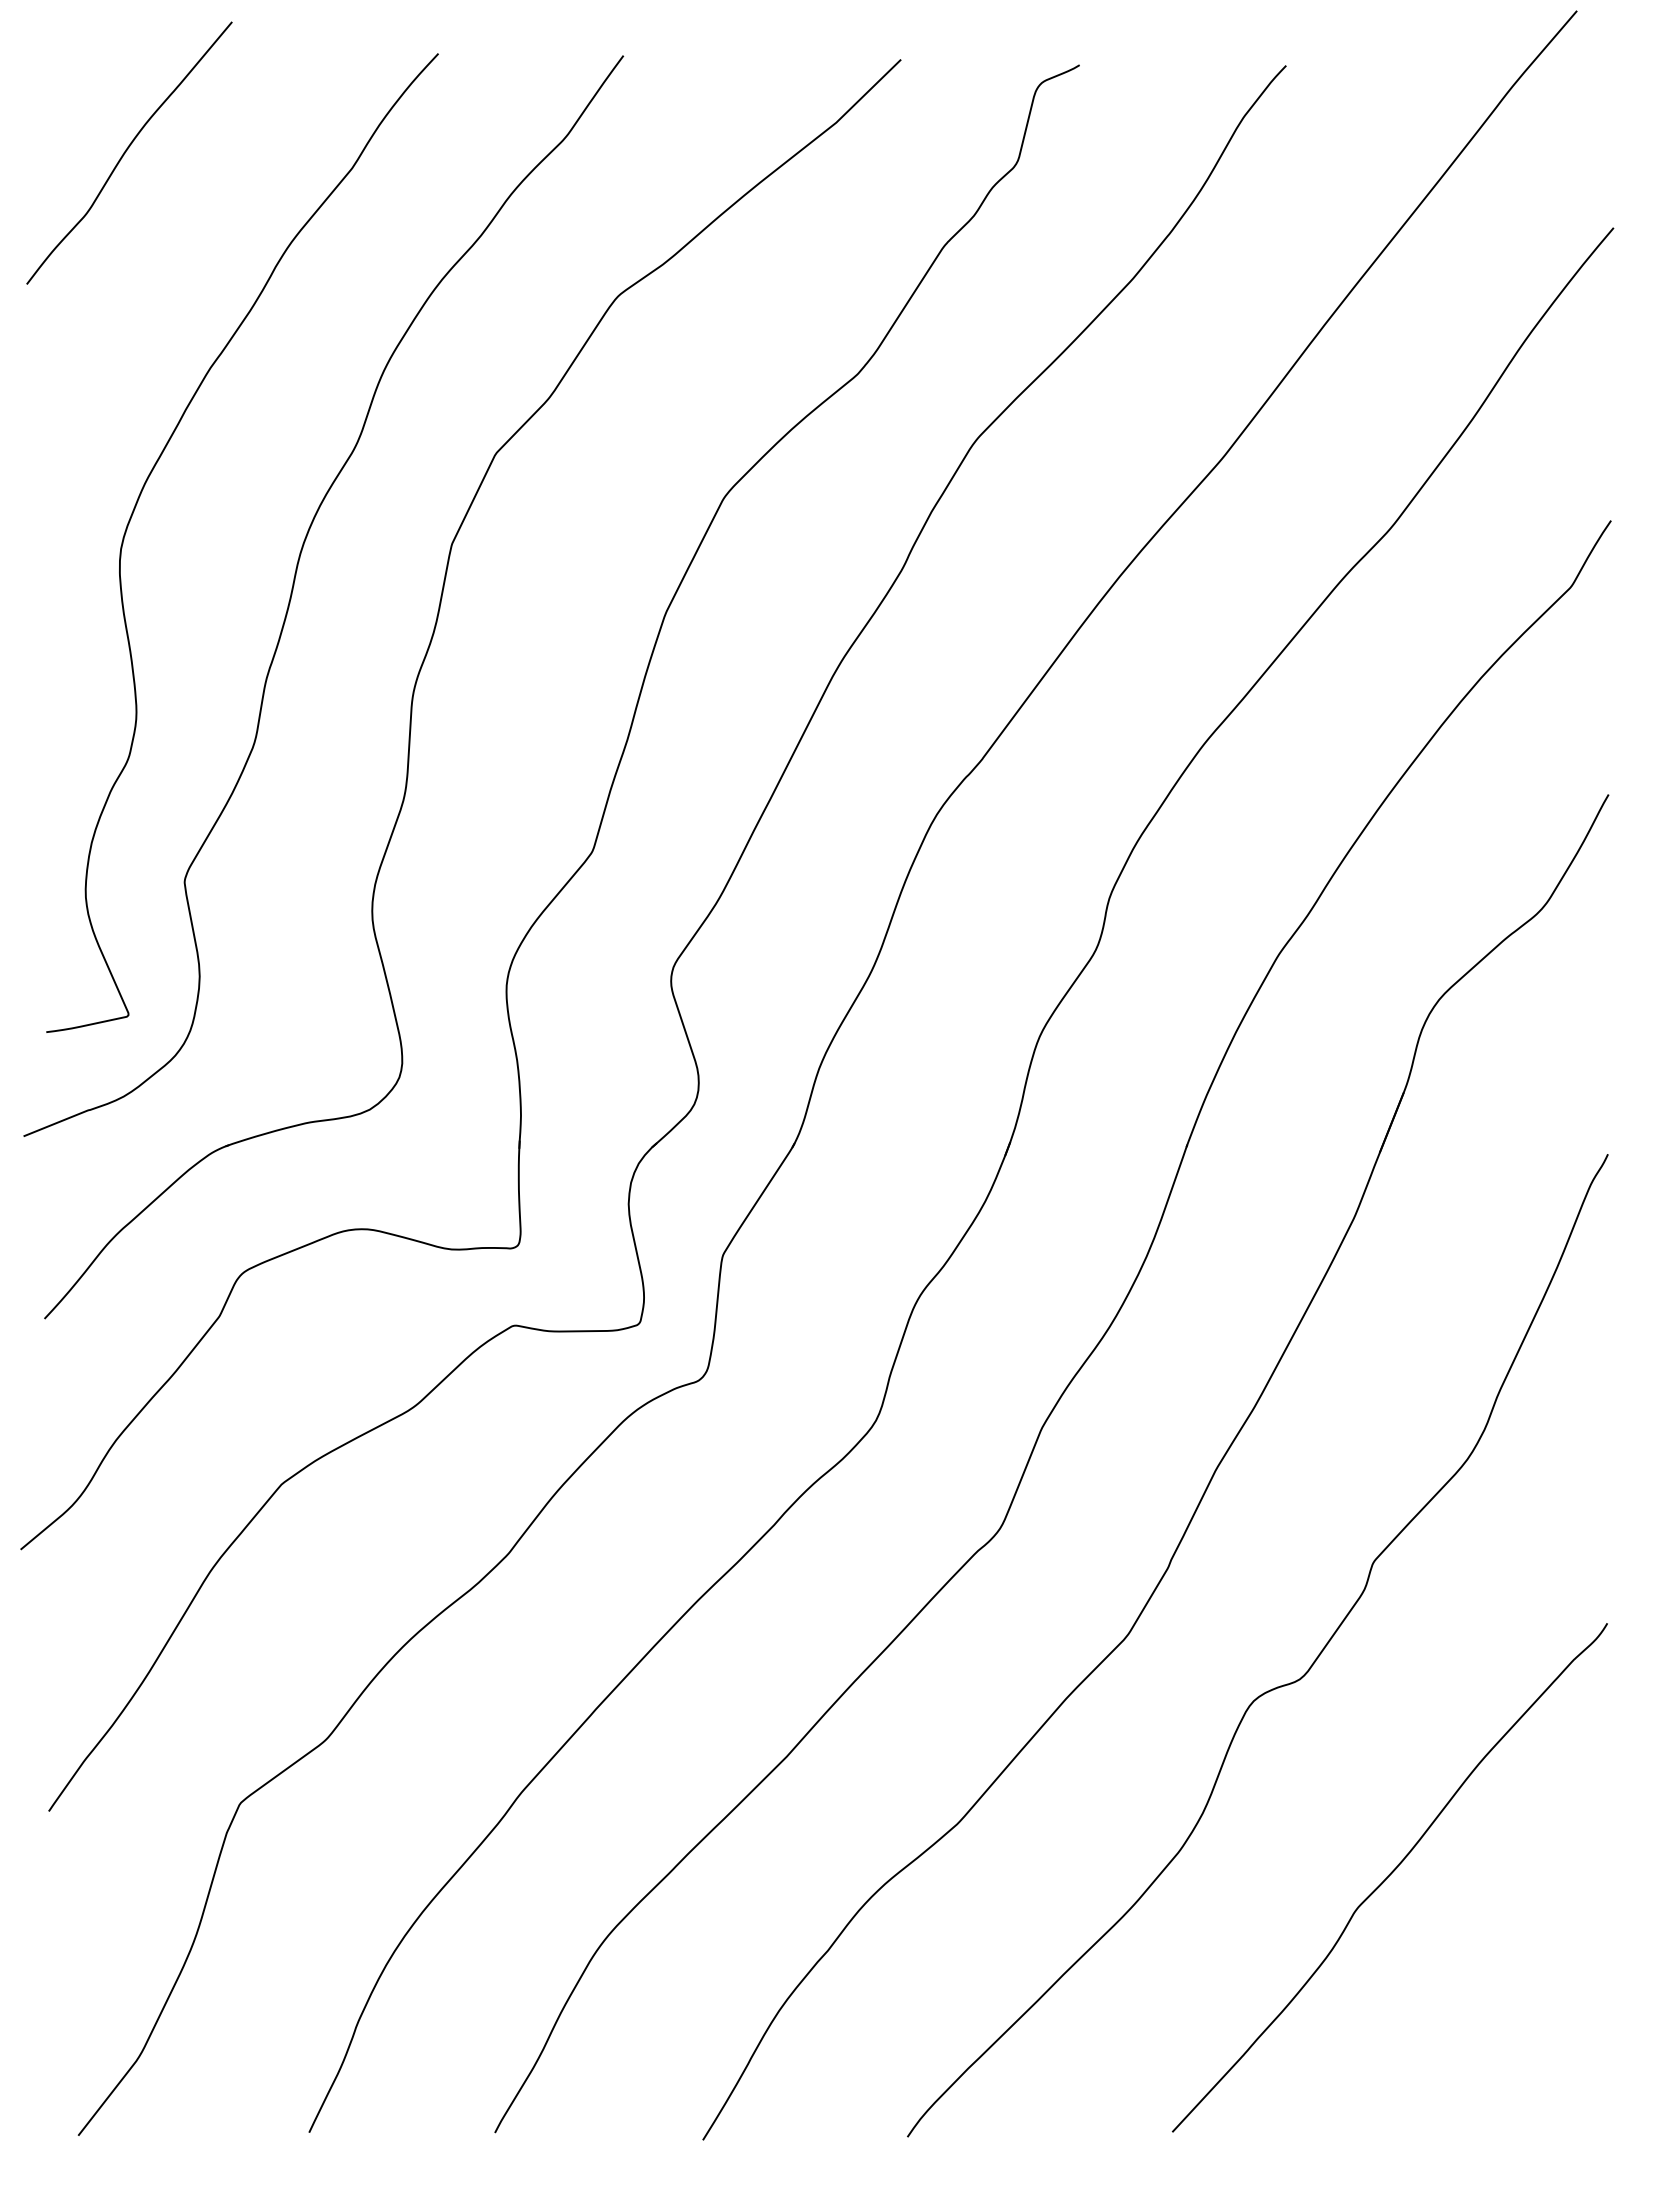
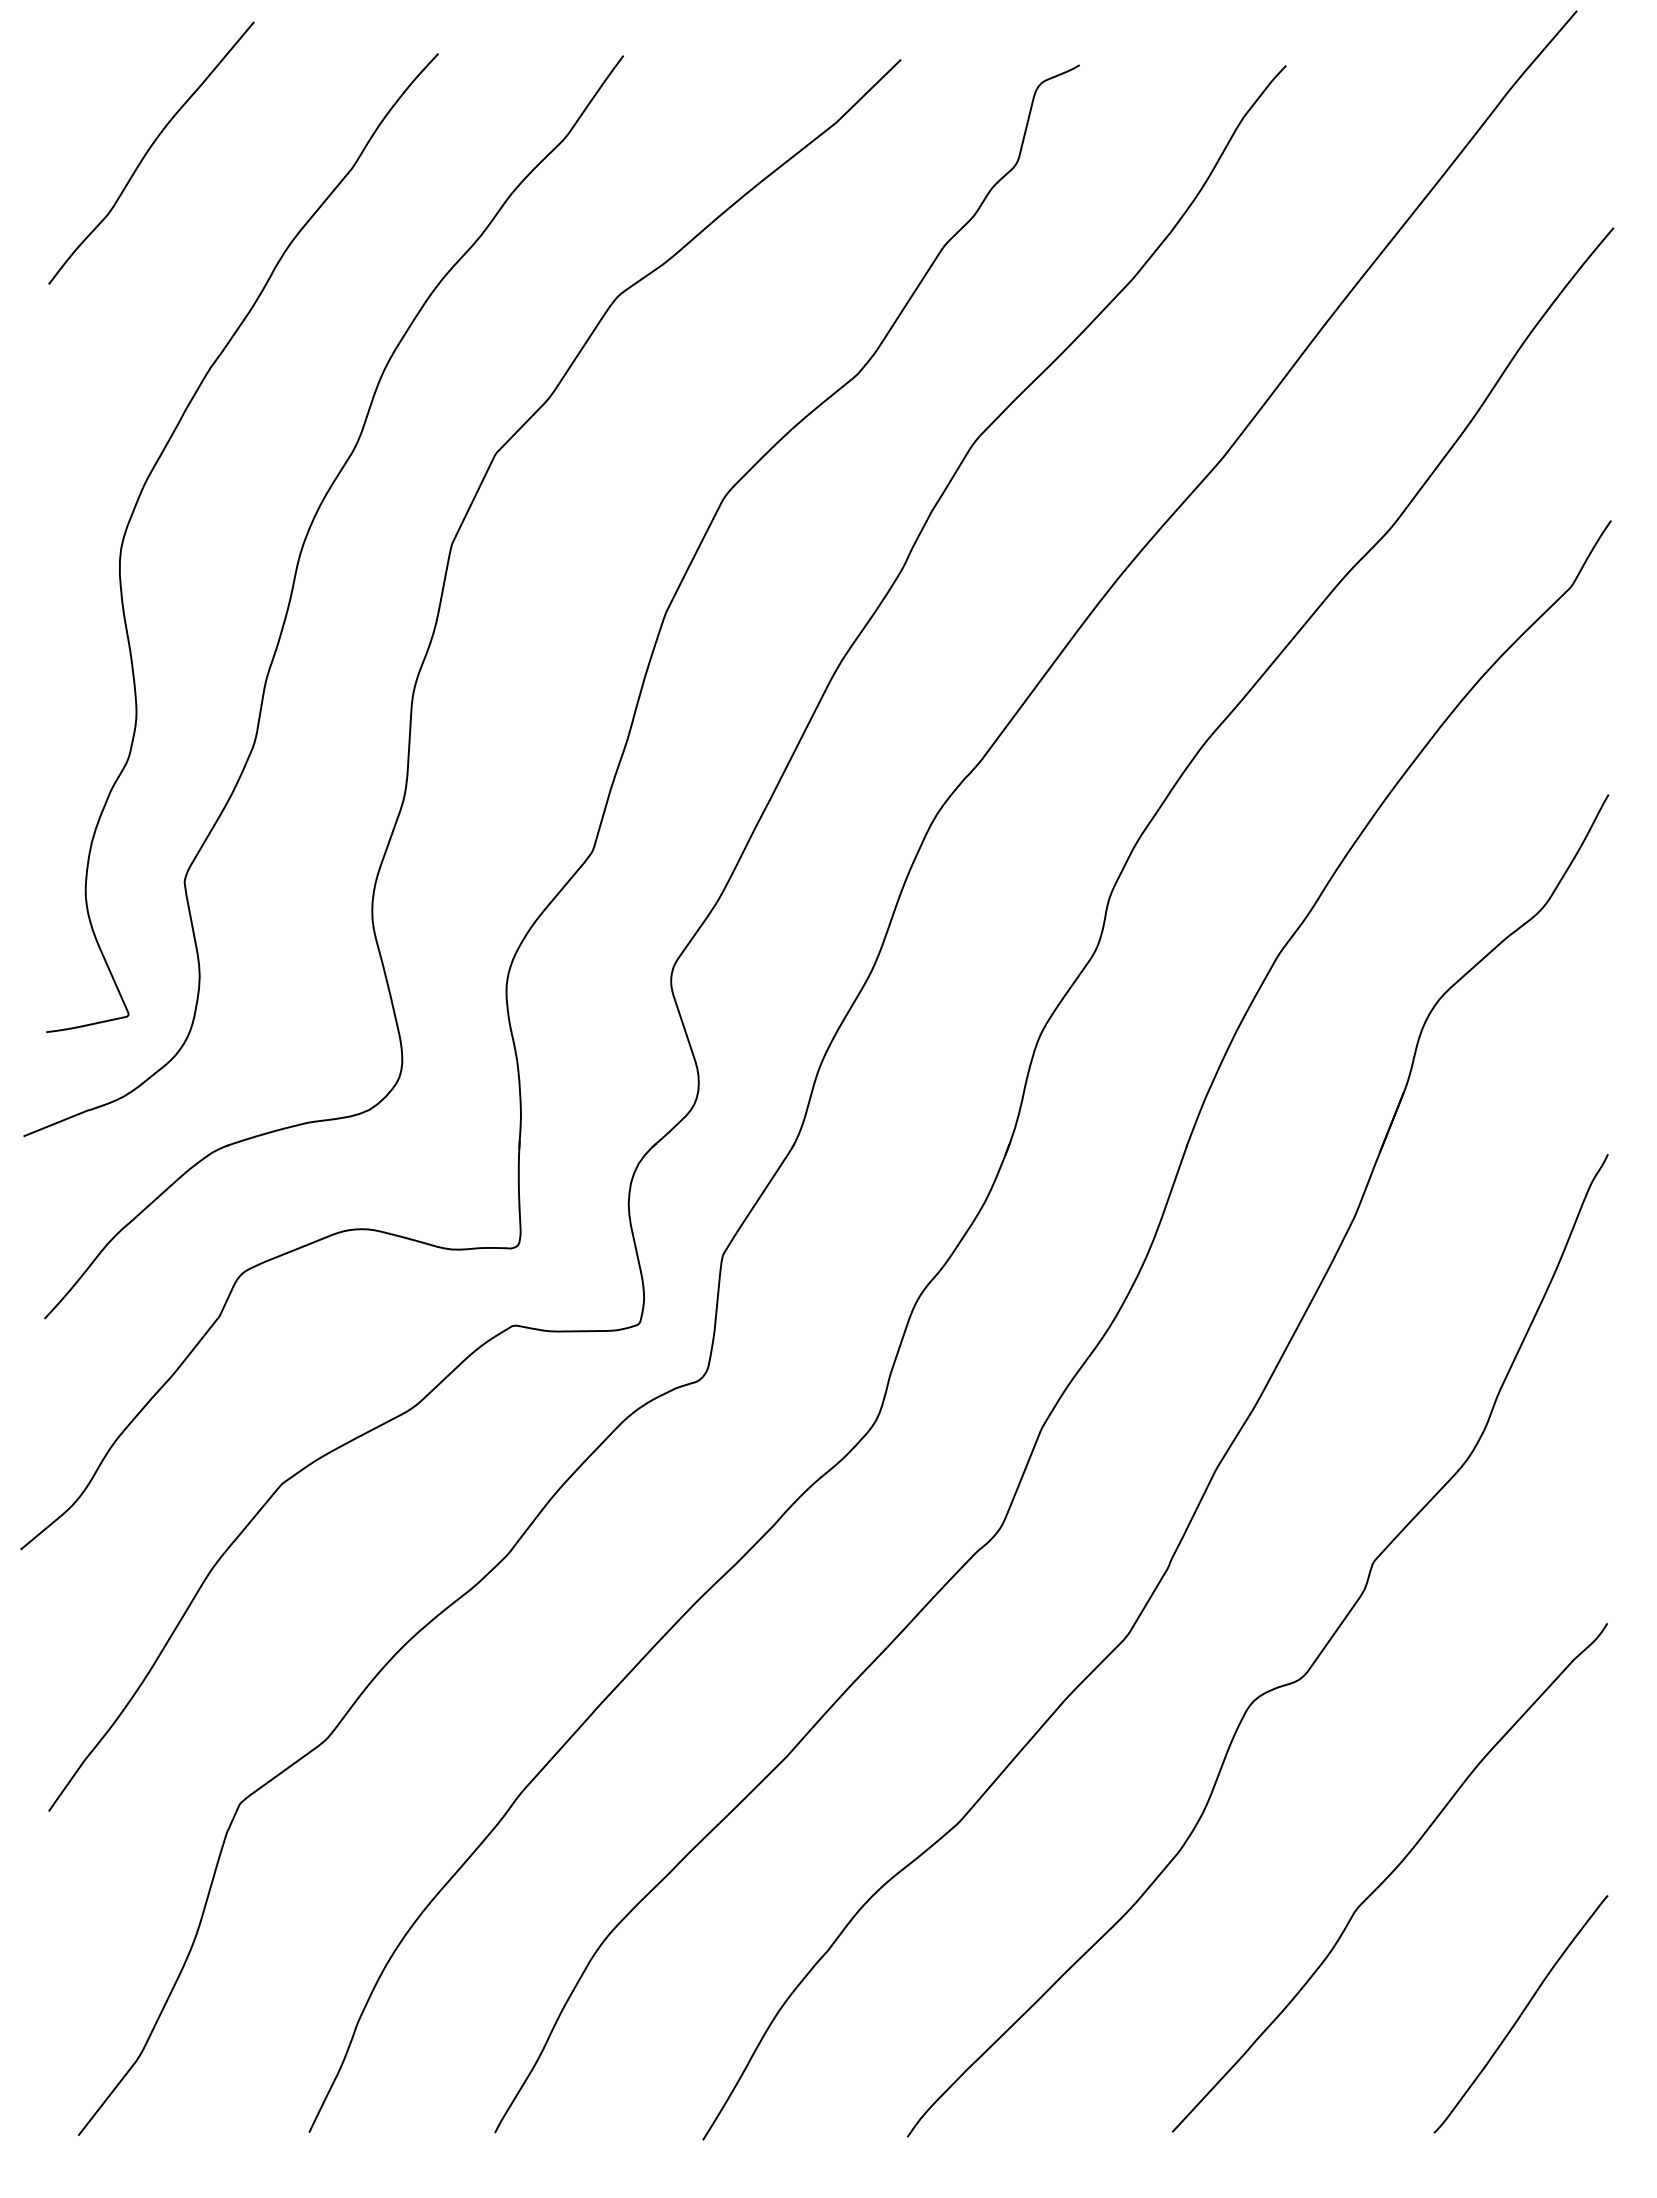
curve position: (127, 150) -> (149, 150) (149, 150)
curve: none -> present (1520, 2014)
